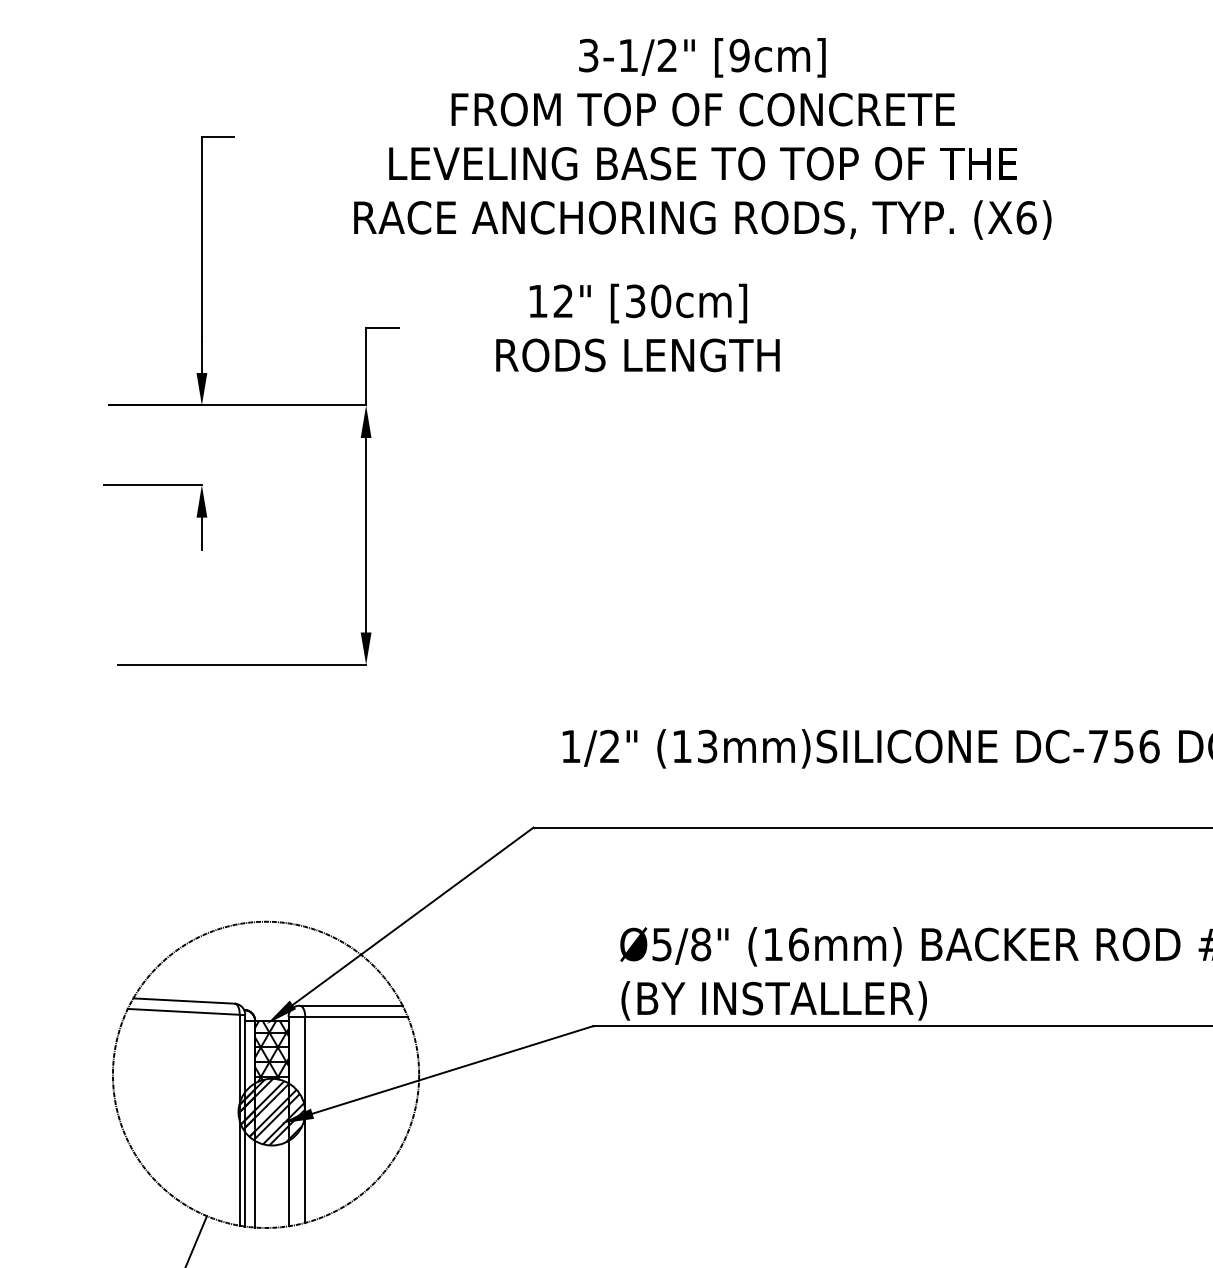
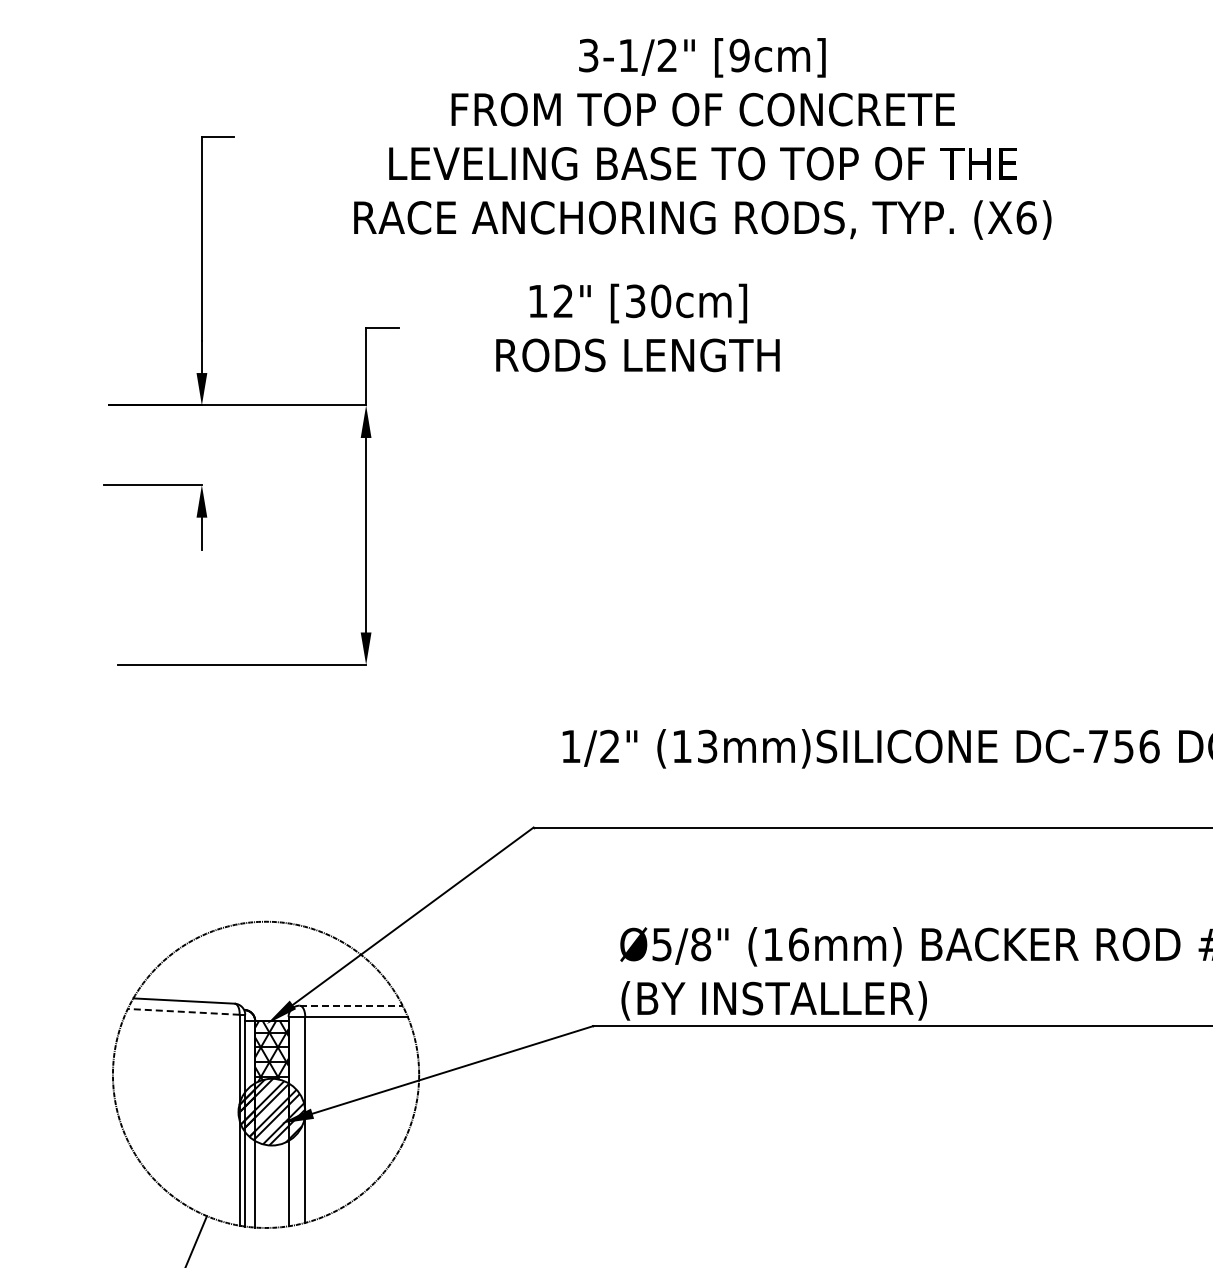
line: solid -> dashed (351, 1005)
line: solid -> dashed (183, 1011)
